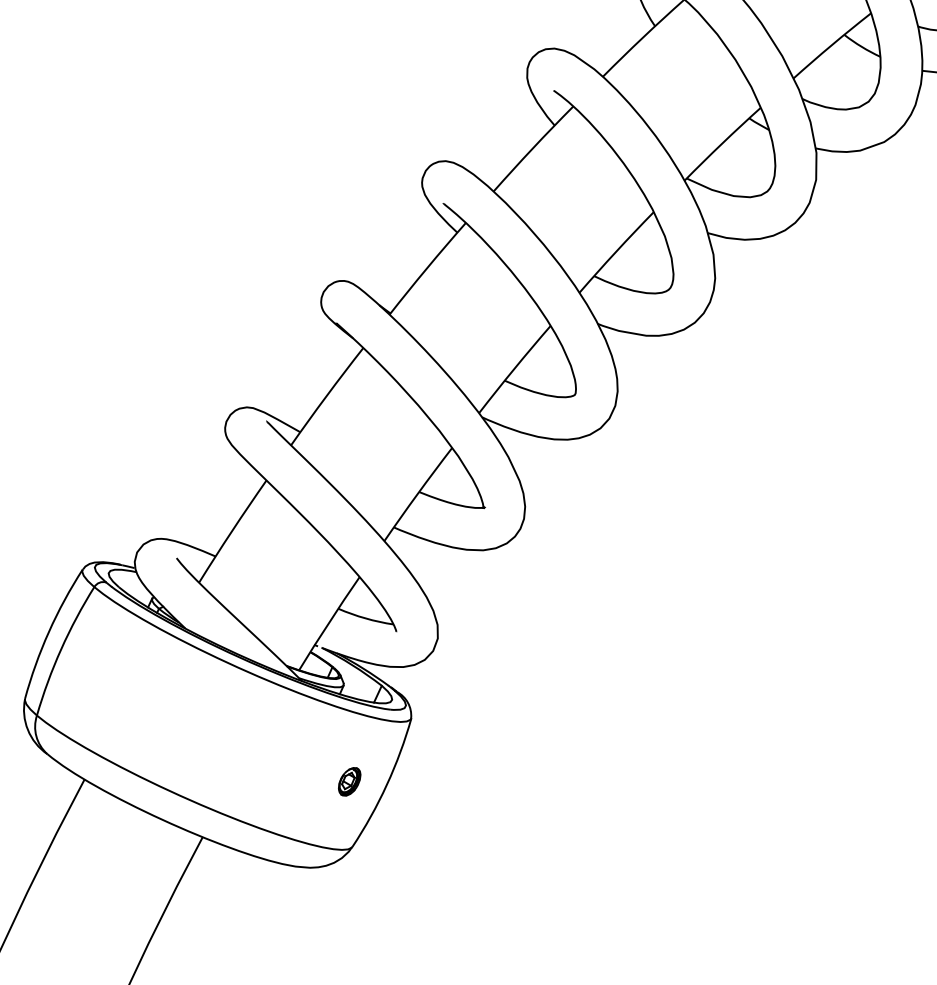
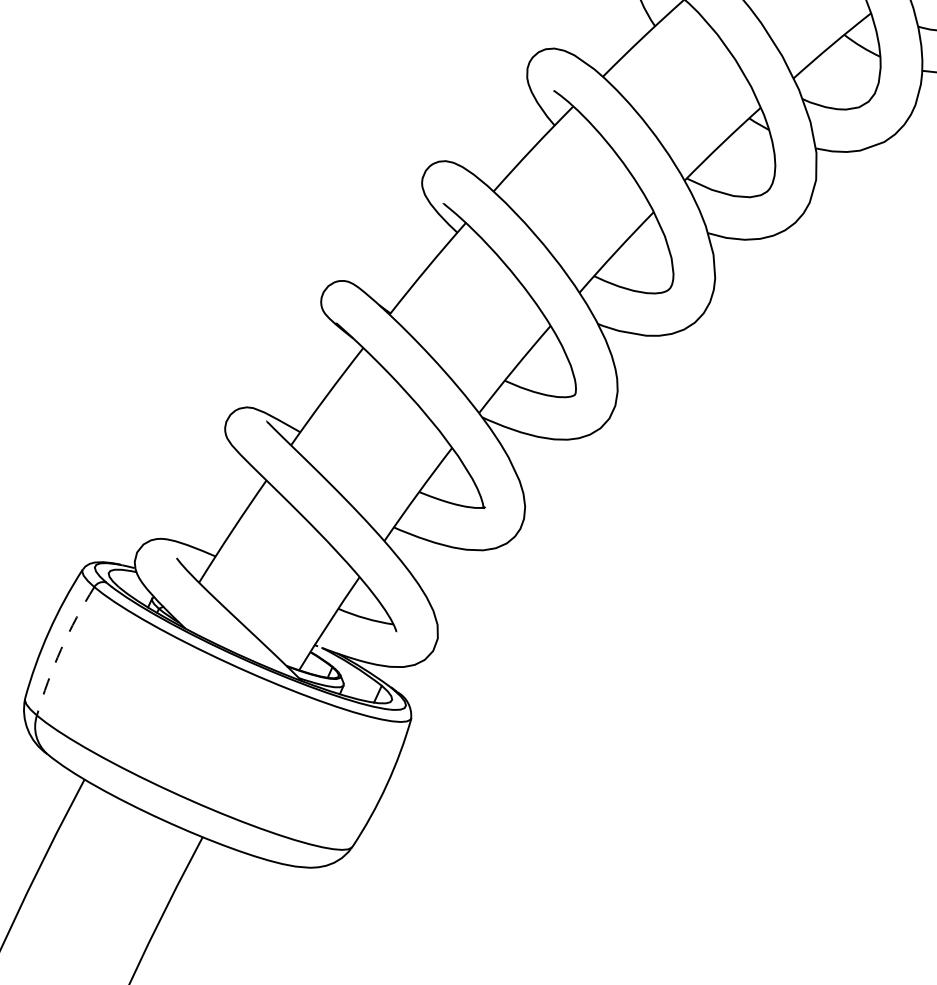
arc: solid -> dashed (61, 649)
part: present -> none (349, 781)
